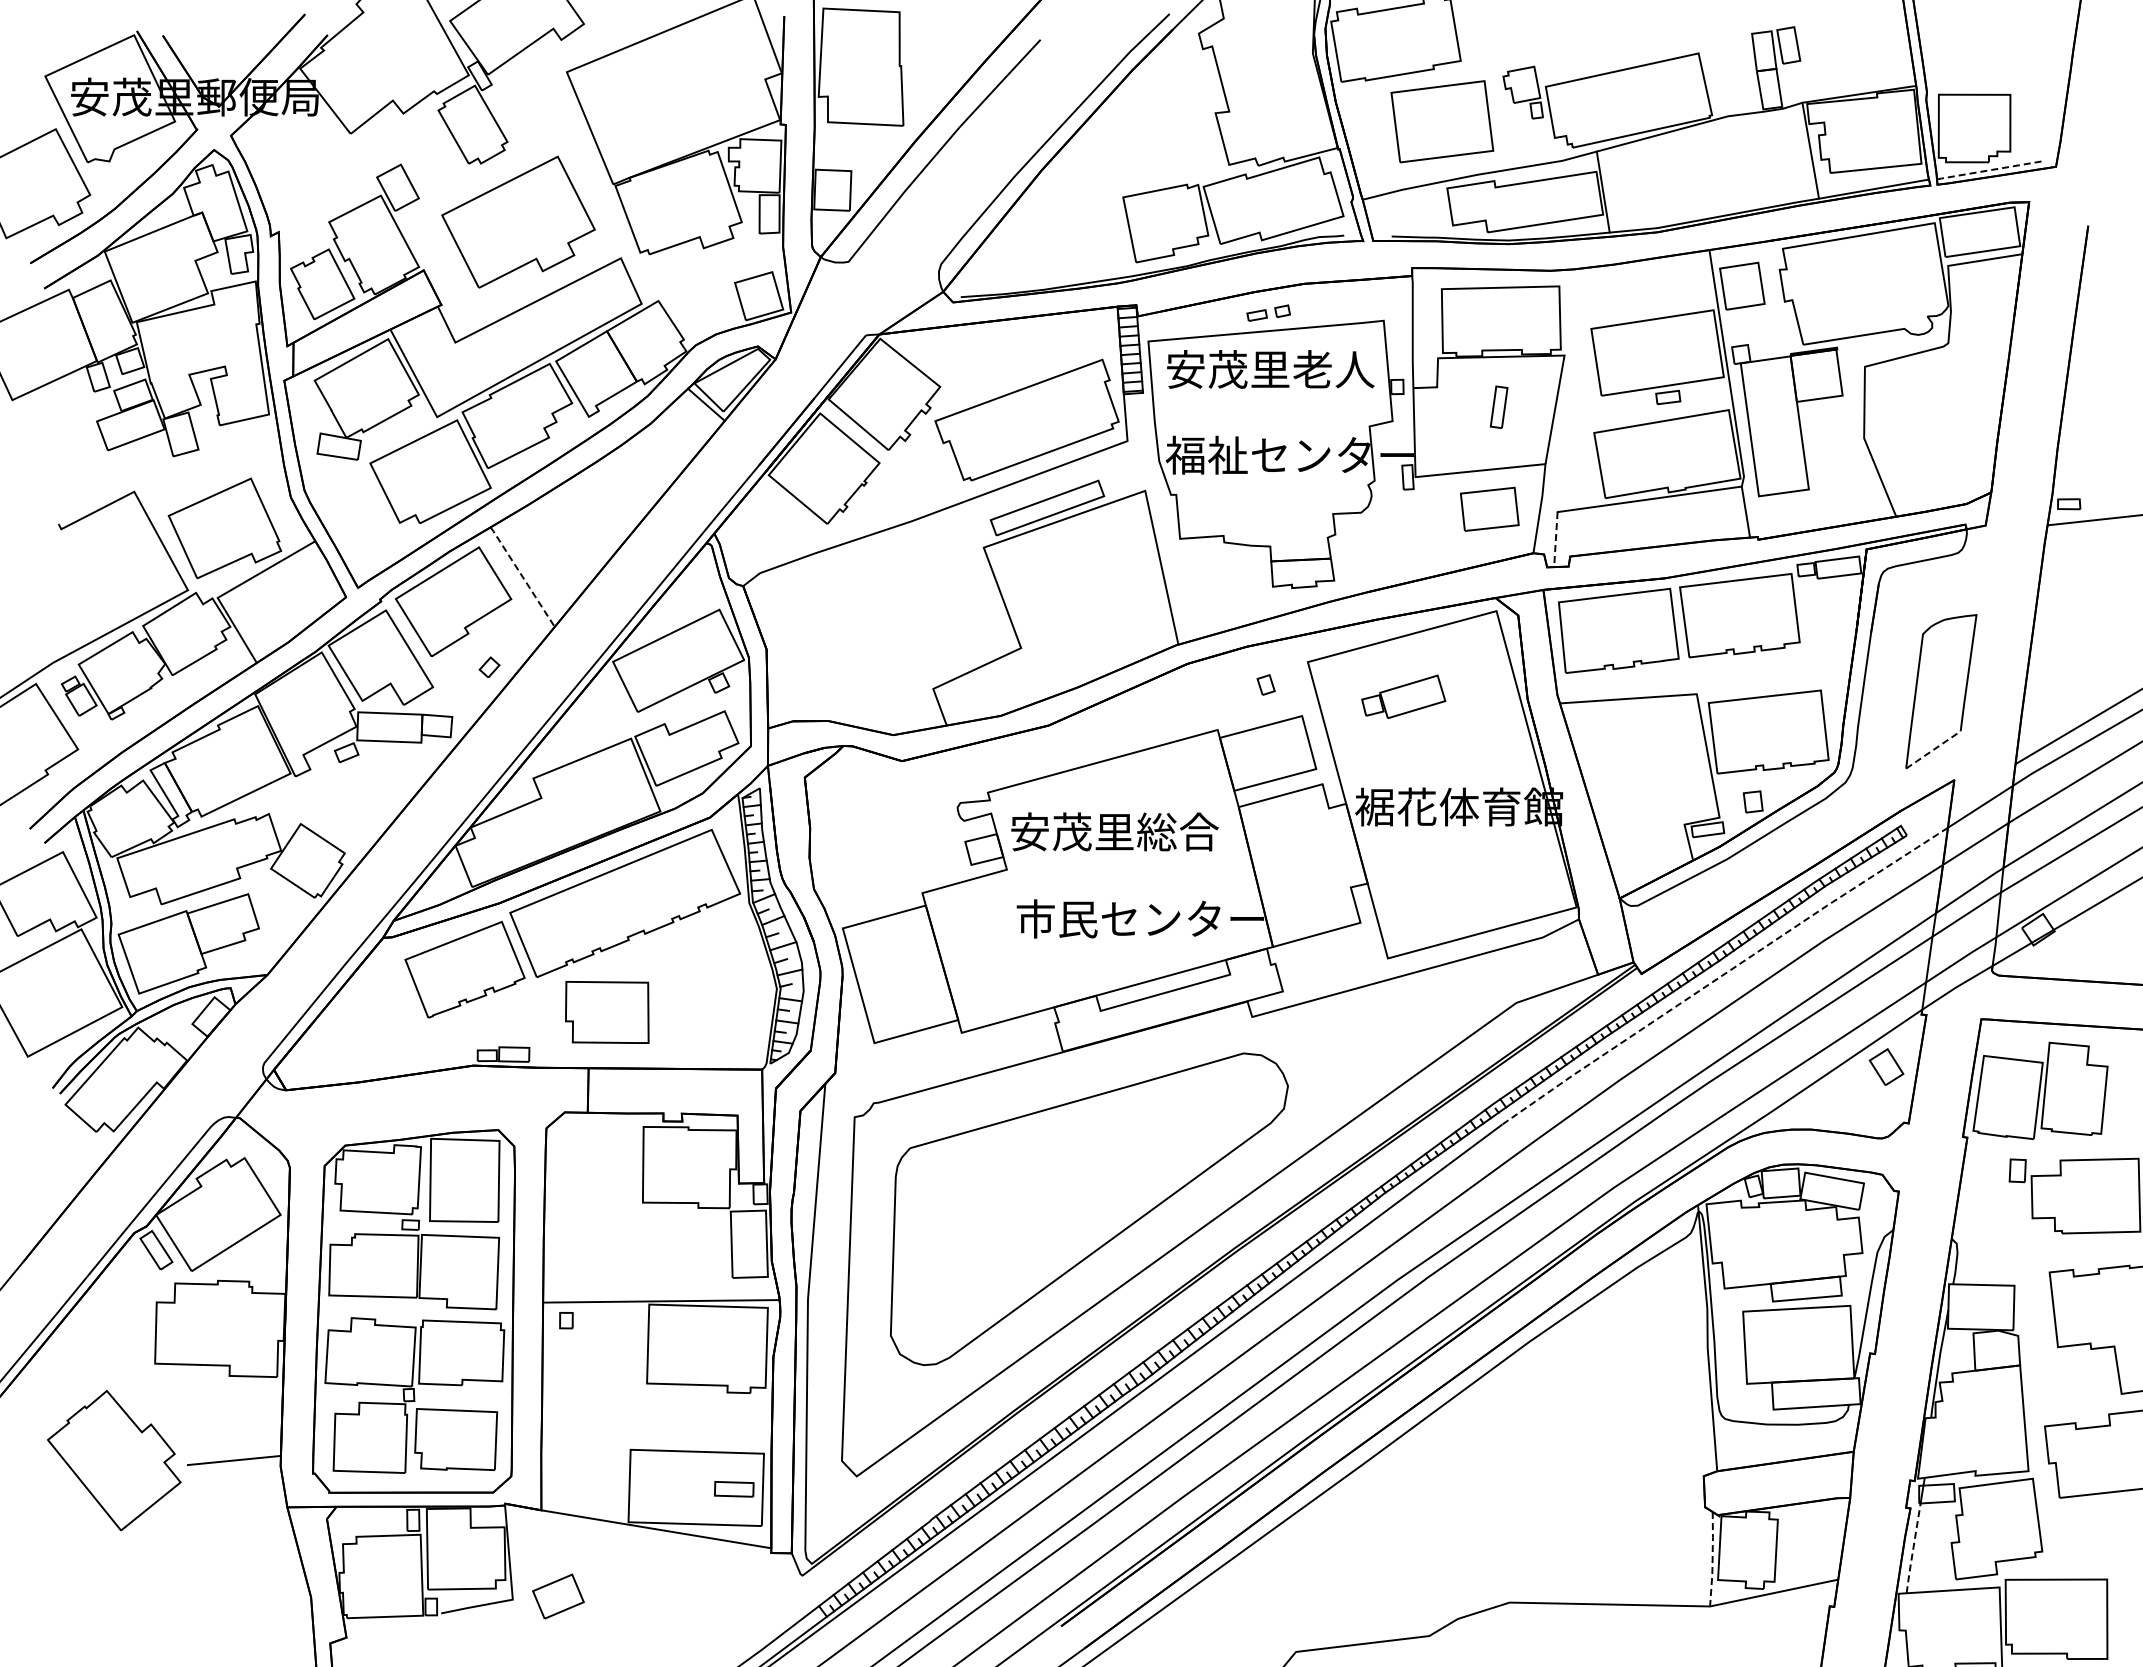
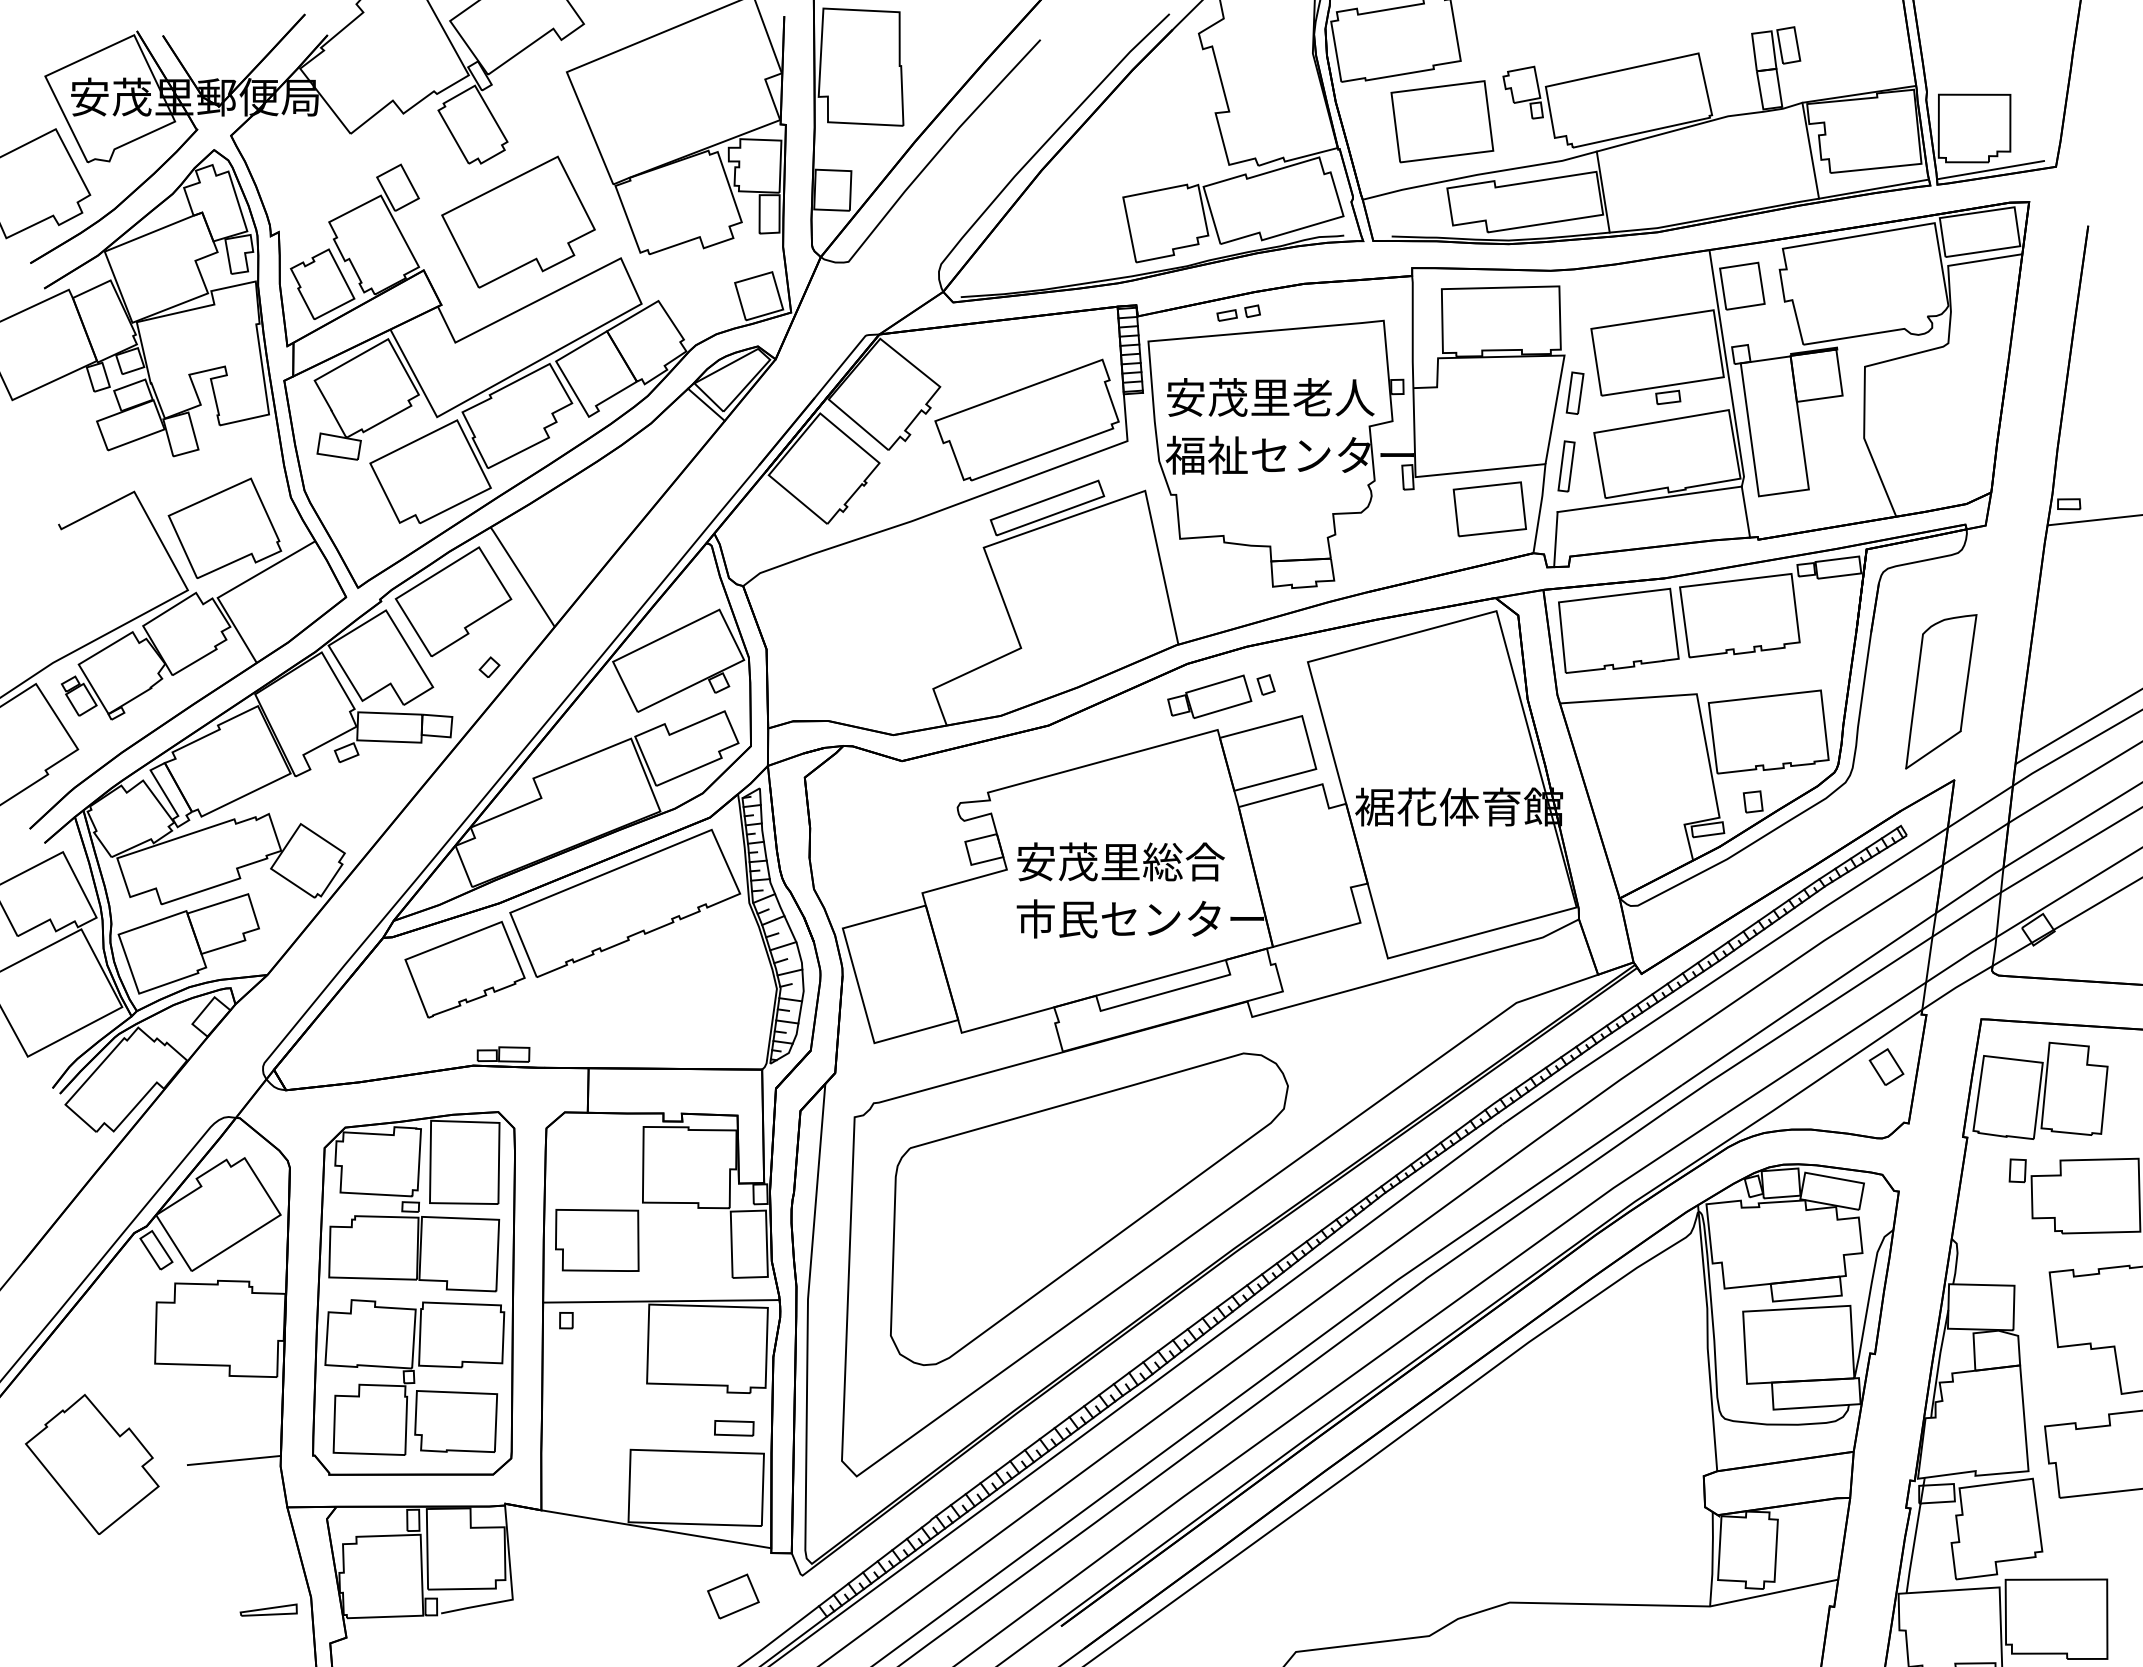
line: dashed -> solid (1990, 170)
part position: (1268, 312) -> (1238, 312) (1238, 312)
text position: (1270, 369) -> (1270, 397) (1270, 397)
part position: (1498, 406) -> (1574, 392) (1574, 392)
part: none -> present (1566, 466)
part size: 60x46 px -> 75x57 px (1489, 509)
line: dashed -> solid (1555, 539)
line: dashed -> solid (522, 576)
part position: (1403, 696) -> (1209, 696) (1209, 696)
line: dashed -> solid (1933, 749)
text position: (1114, 831) -> (1120, 861) (1120, 861)
line: dashed -> solid (1723, 974)
part position: (607, 1012) -> (597, 1240) (597, 1240)
part position: (413, 1311) -> (413, 1293) (413, 1293)
part position: (114, 1460) -> (92, 1464) (92, 1464)
part position: (734, 1489) -> (734, 1428) (734, 1428)
line: dashed -> solid (1913, 1548)
line: dashed -> solid (1712, 1559)
part position: (558, 1596) -> (733, 1596) (733, 1596)
part: none -> present (268, 1609)
